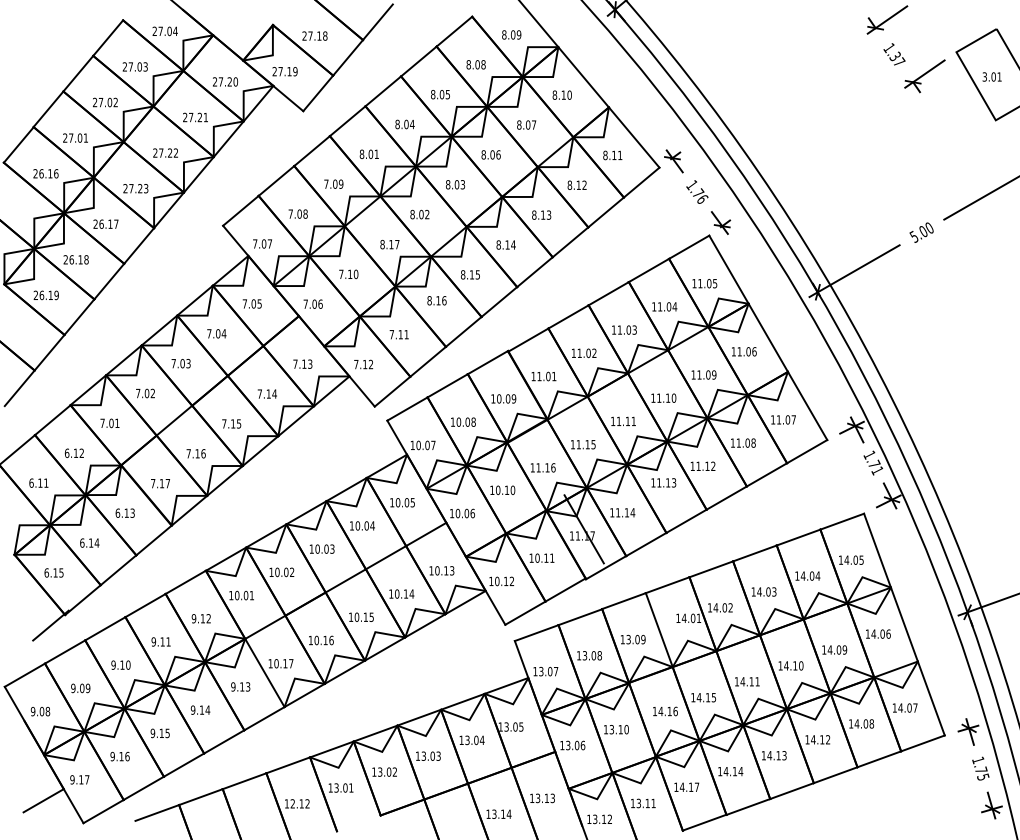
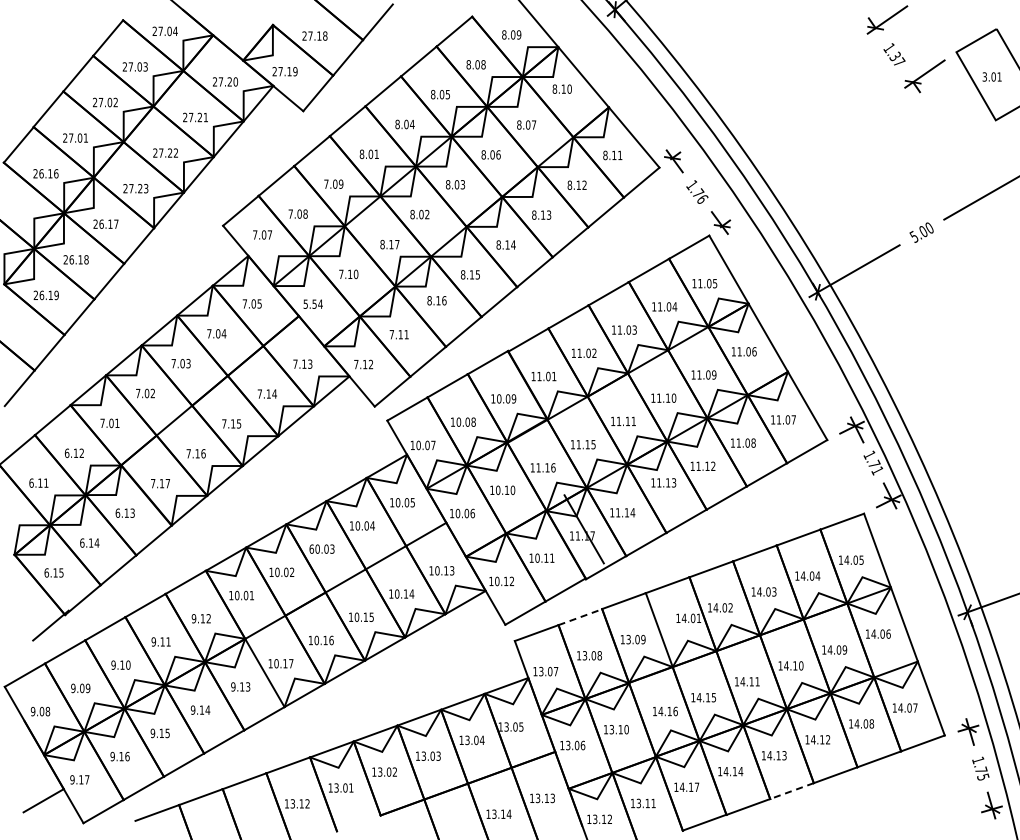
text position: (561, 94) -> (561, 88) (561, 88)
text position: (262, 243) -> (262, 234) (262, 234)
text: 7.06 -> 5.54 (312, 303)
text: 10.03 -> 60.03 (311, 548)
line: solid -> dashed (580, 617)
line: solid -> dashed (791, 791)
text: 12.12 -> 13.12 (292, 804)
